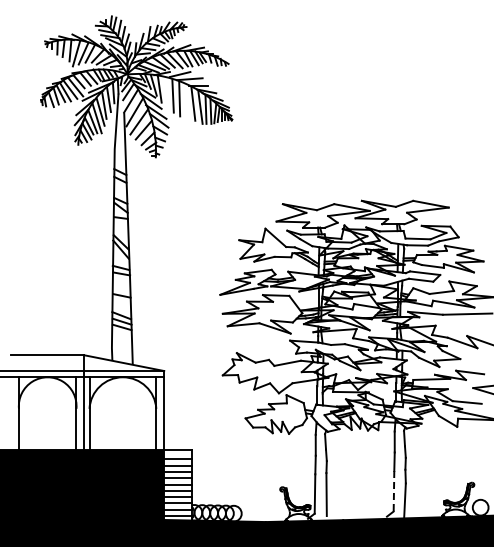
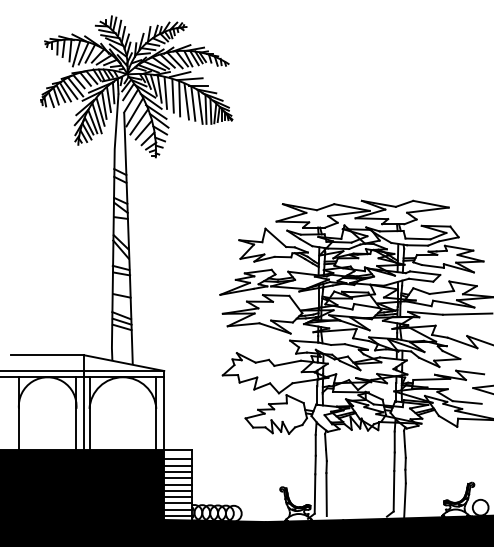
line: none -> present (165, 92)
line: none -> present (186, 101)
line: dashed -> solid (393, 491)
